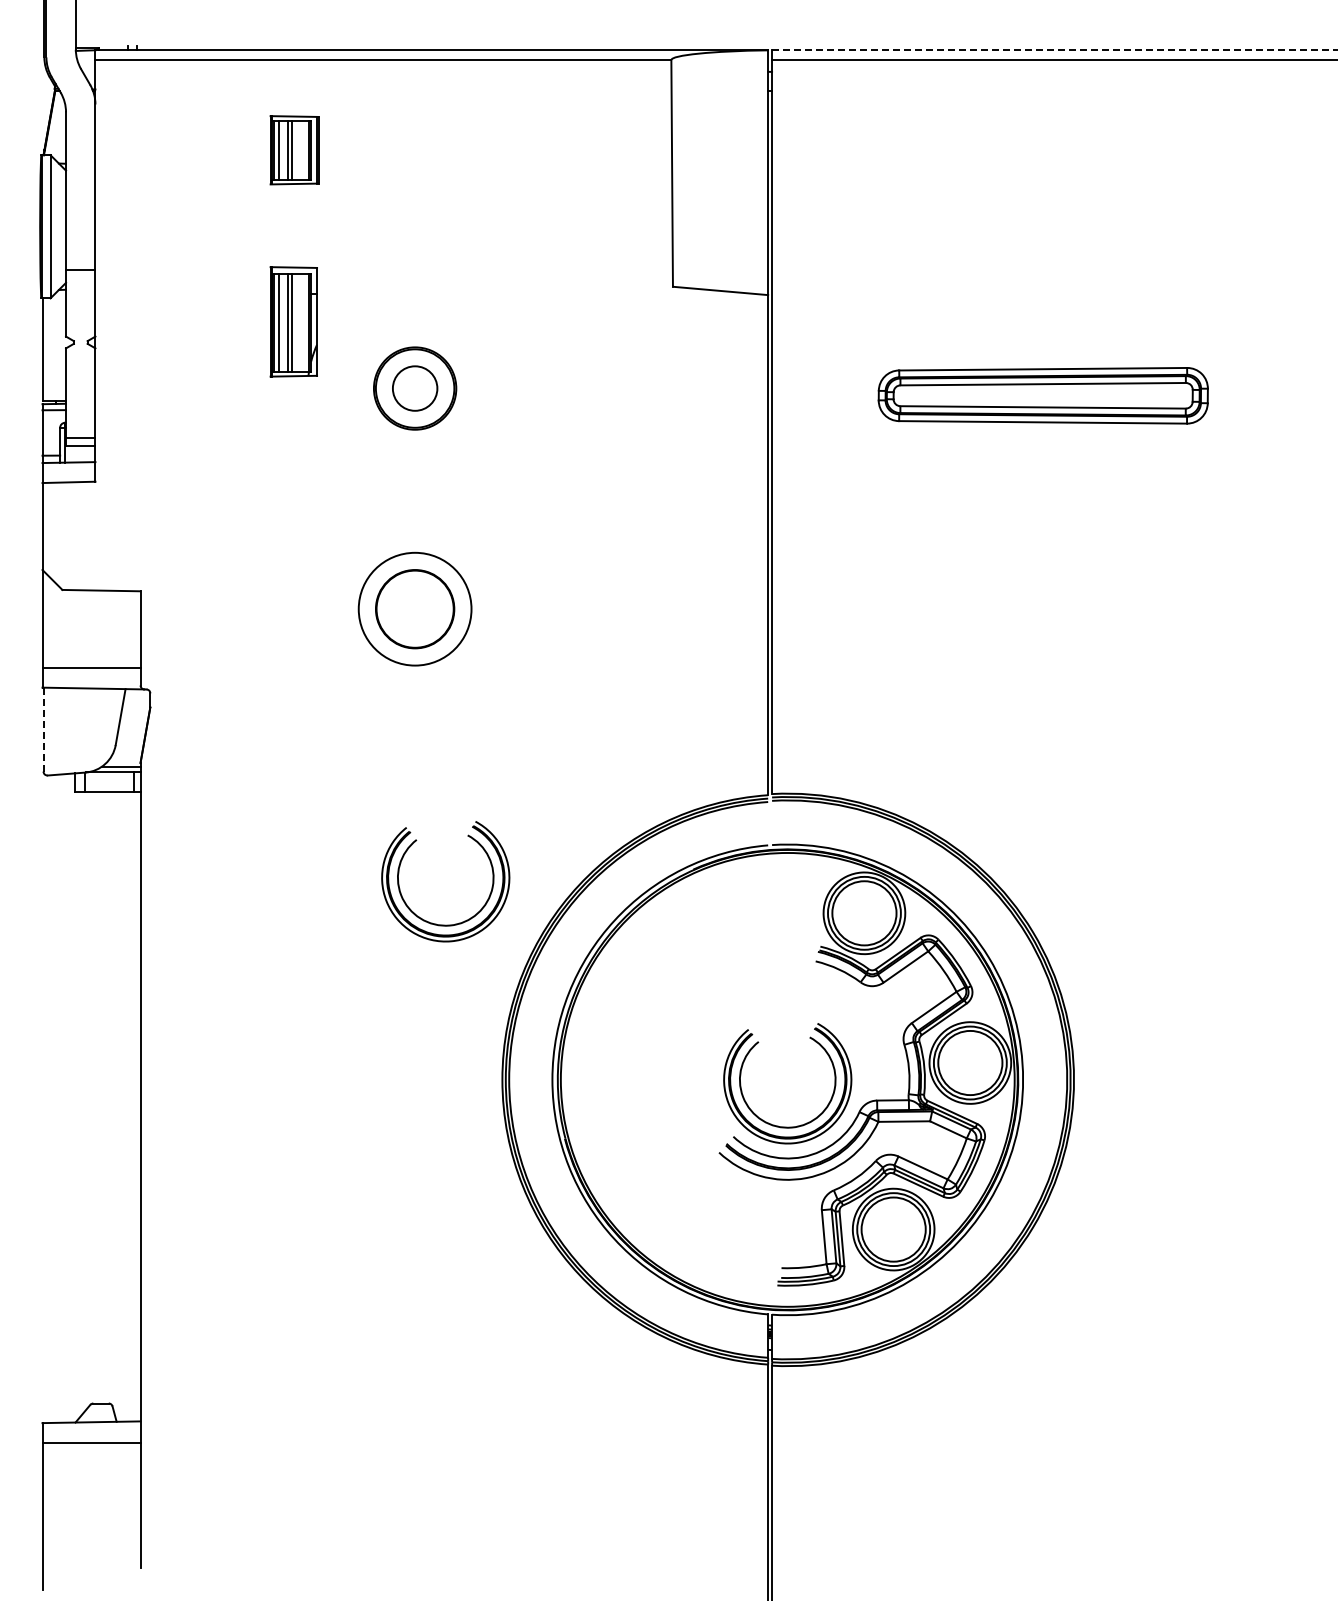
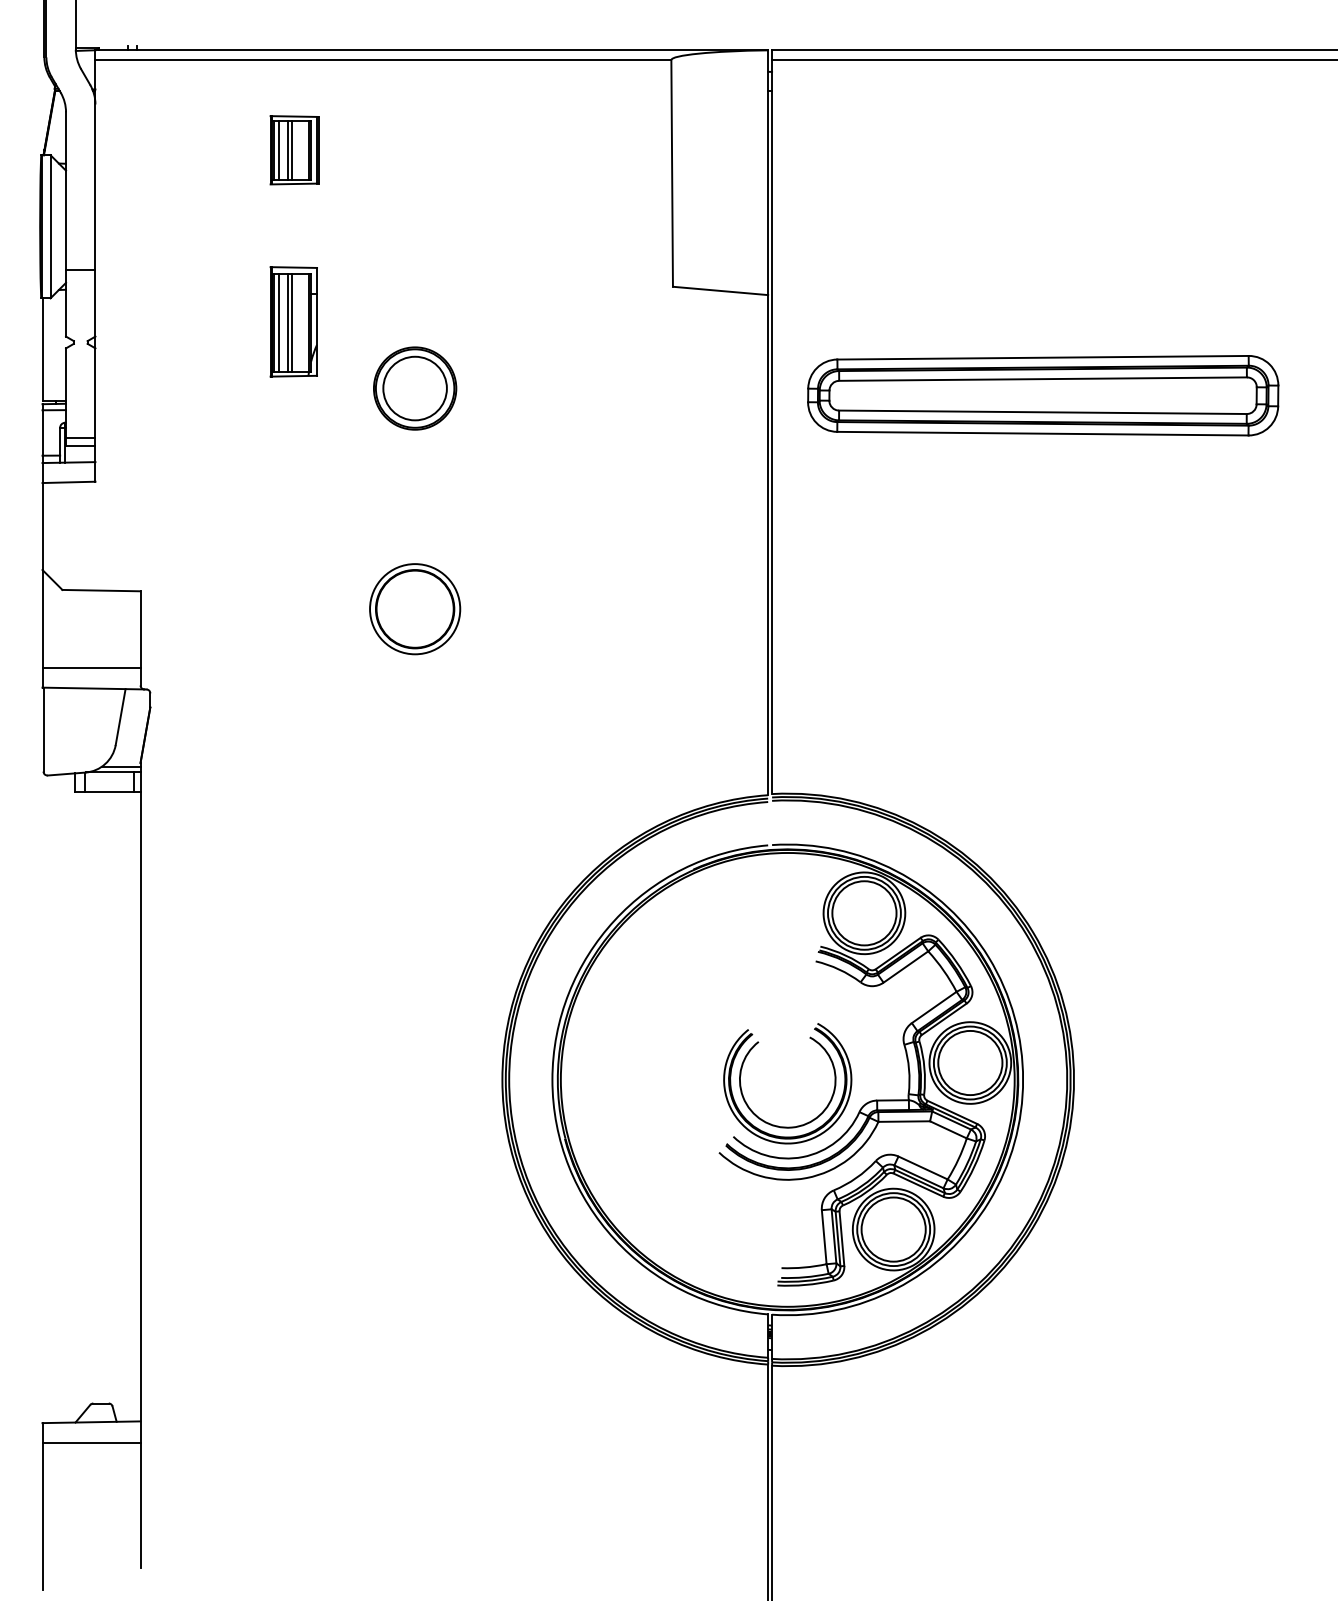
line: dashed -> solid (1054, 50)
circle diameter: 45 px -> 64 px (414, 388)
part size: 332x58 px -> 473x82 px (1043, 395)
circle diameter: 113 px -> 90 px (415, 609)
line: dashed -> solid (43, 729)
part: present -> none (436, 923)
